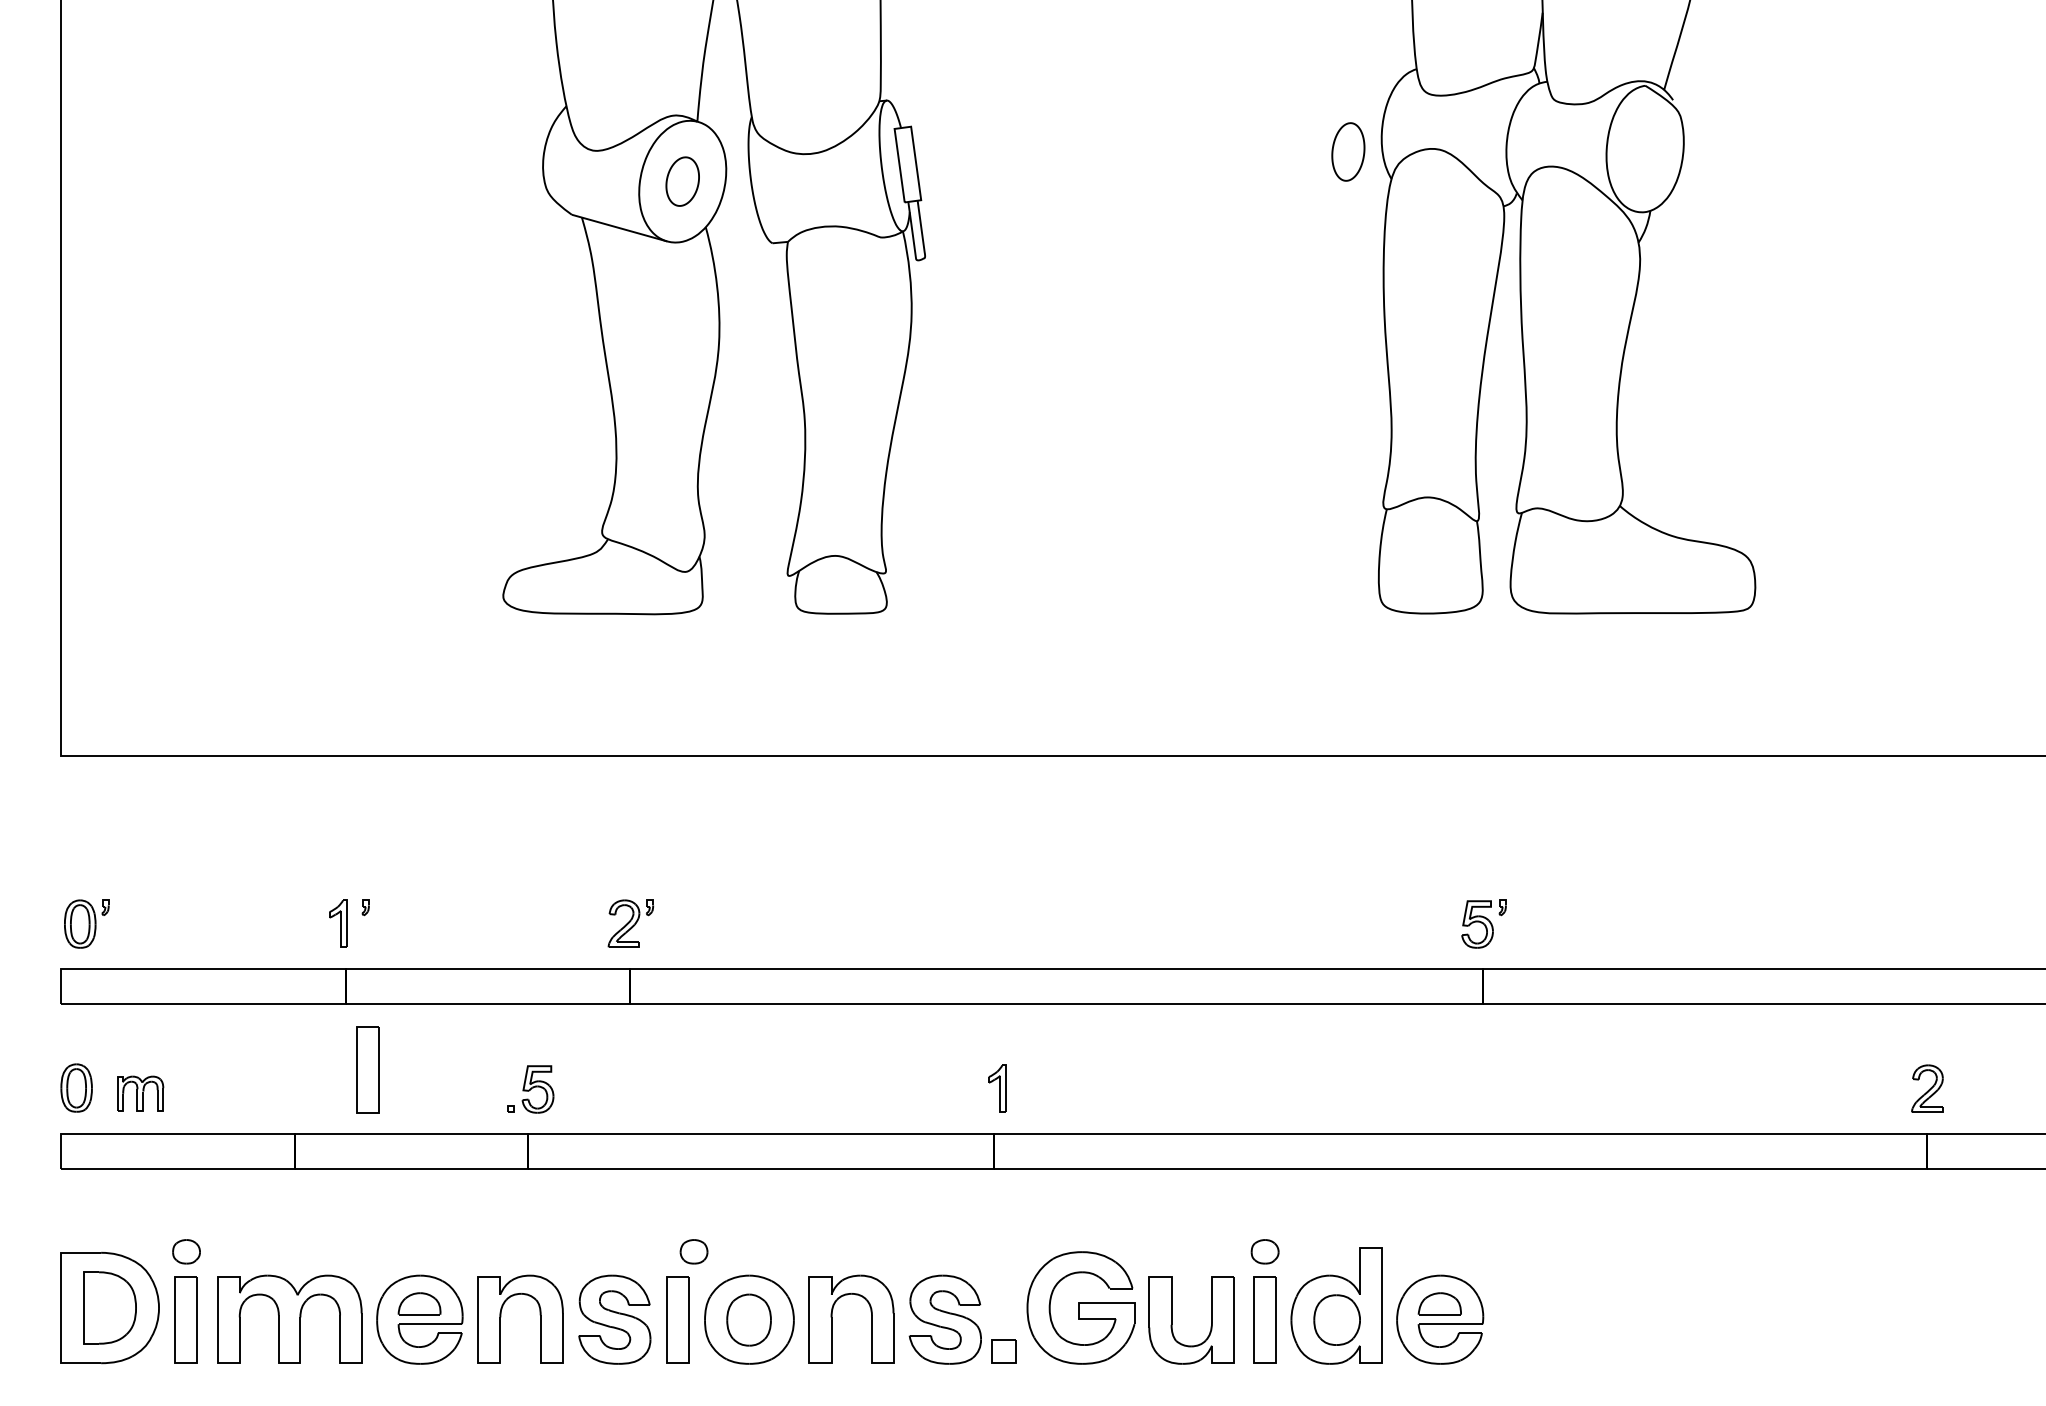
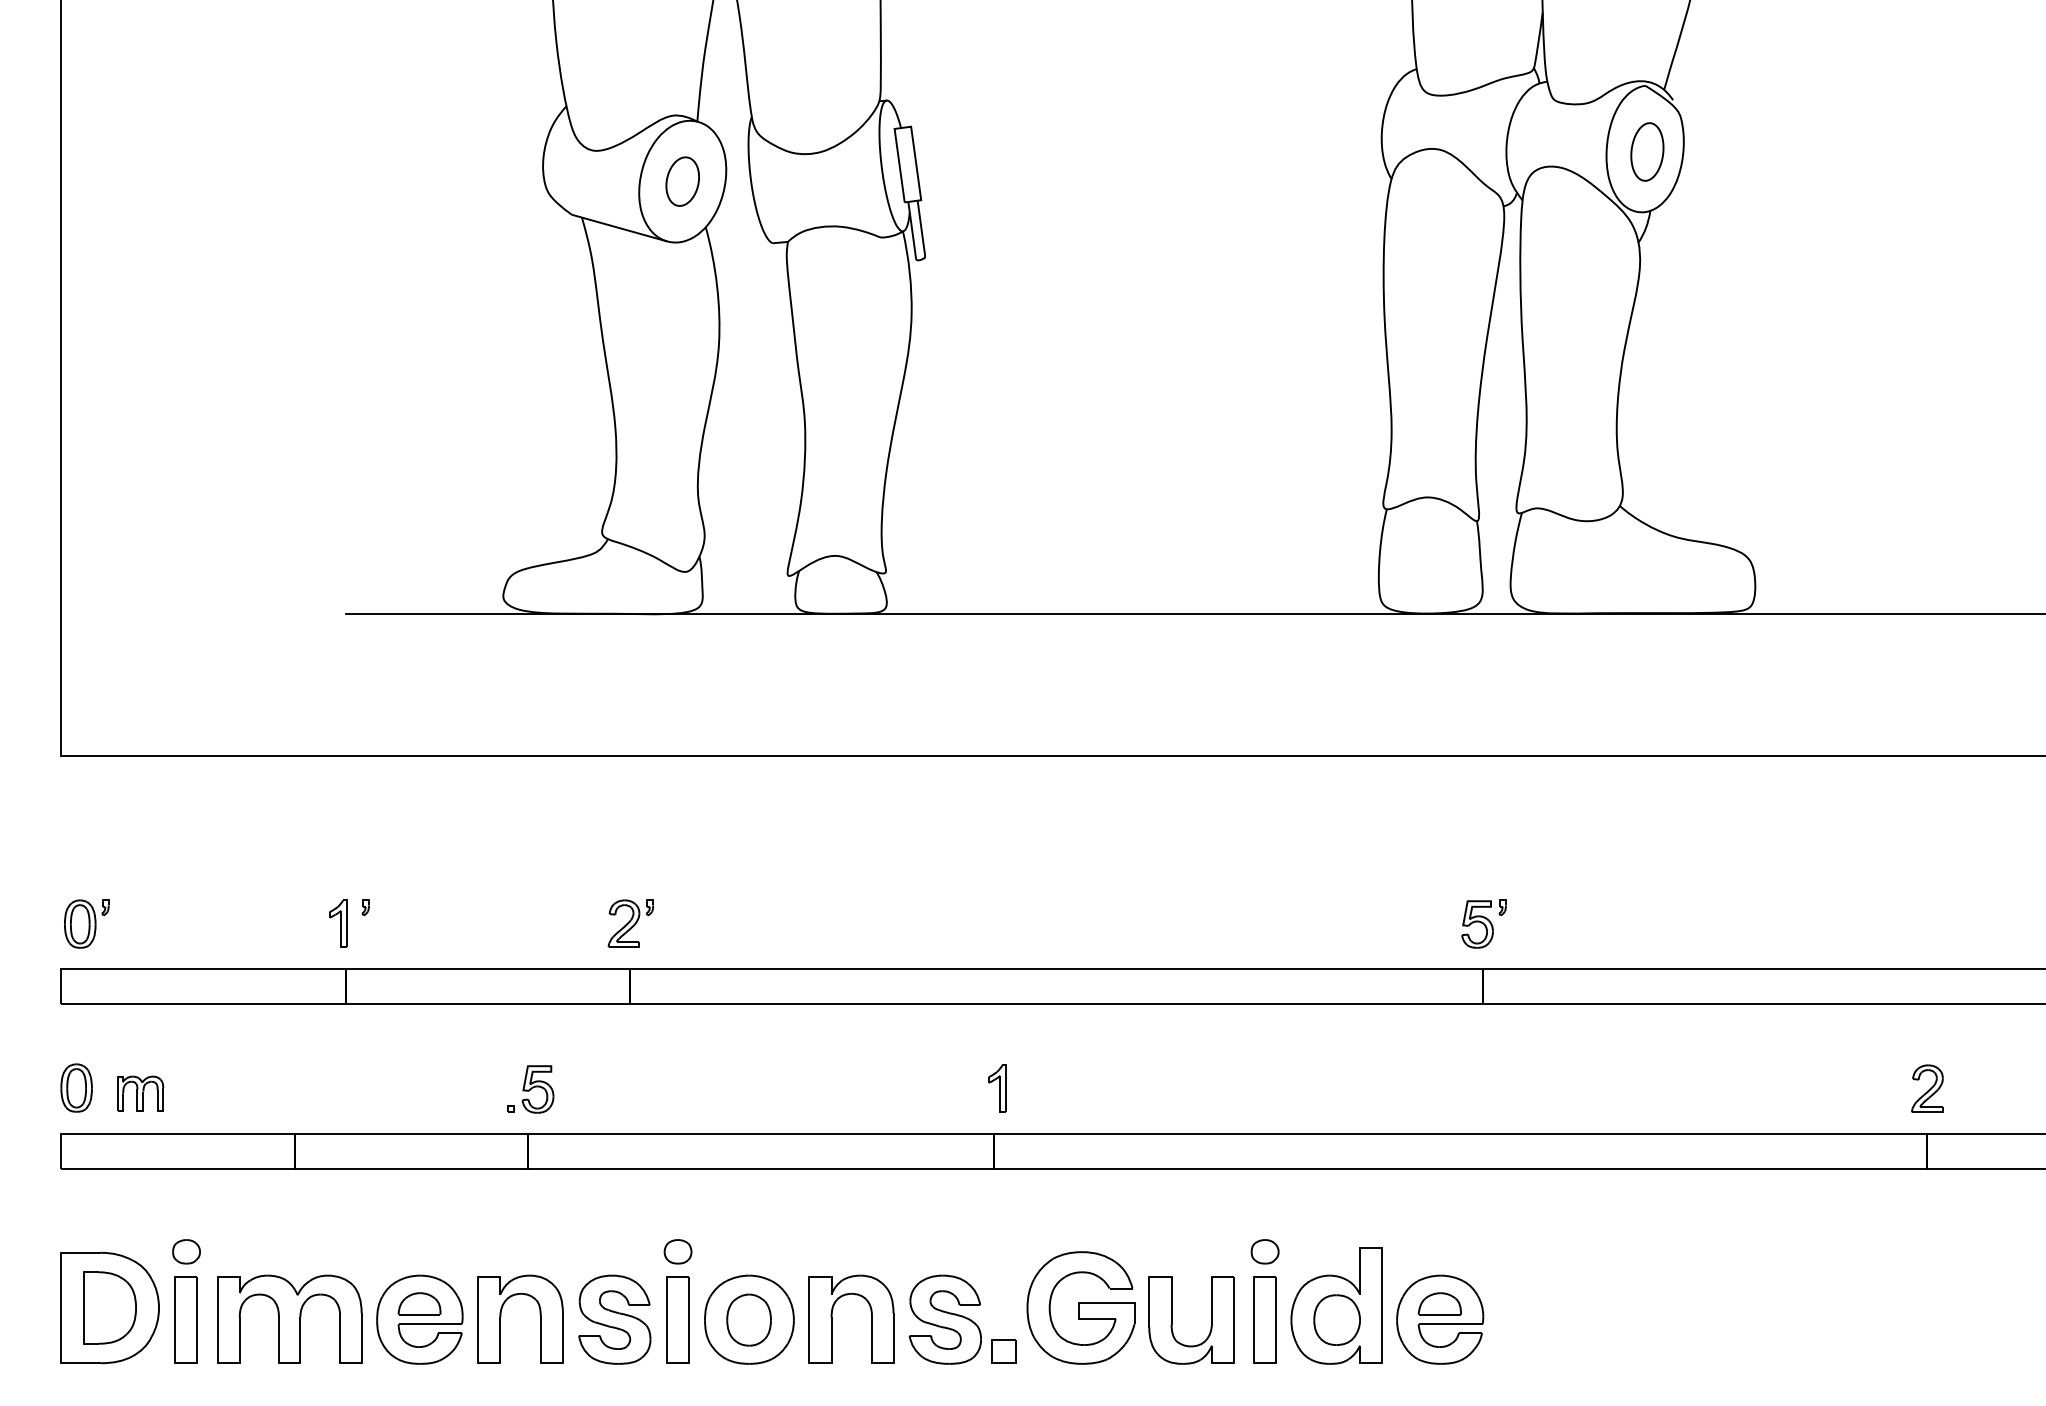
part position: (1348, 151) -> (1647, 151) (1647, 151)
line: none -> present (1193, 613)
part: present -> none (367, 1069)
part position: (693, 1251) -> (677, 1251) (677, 1251)
